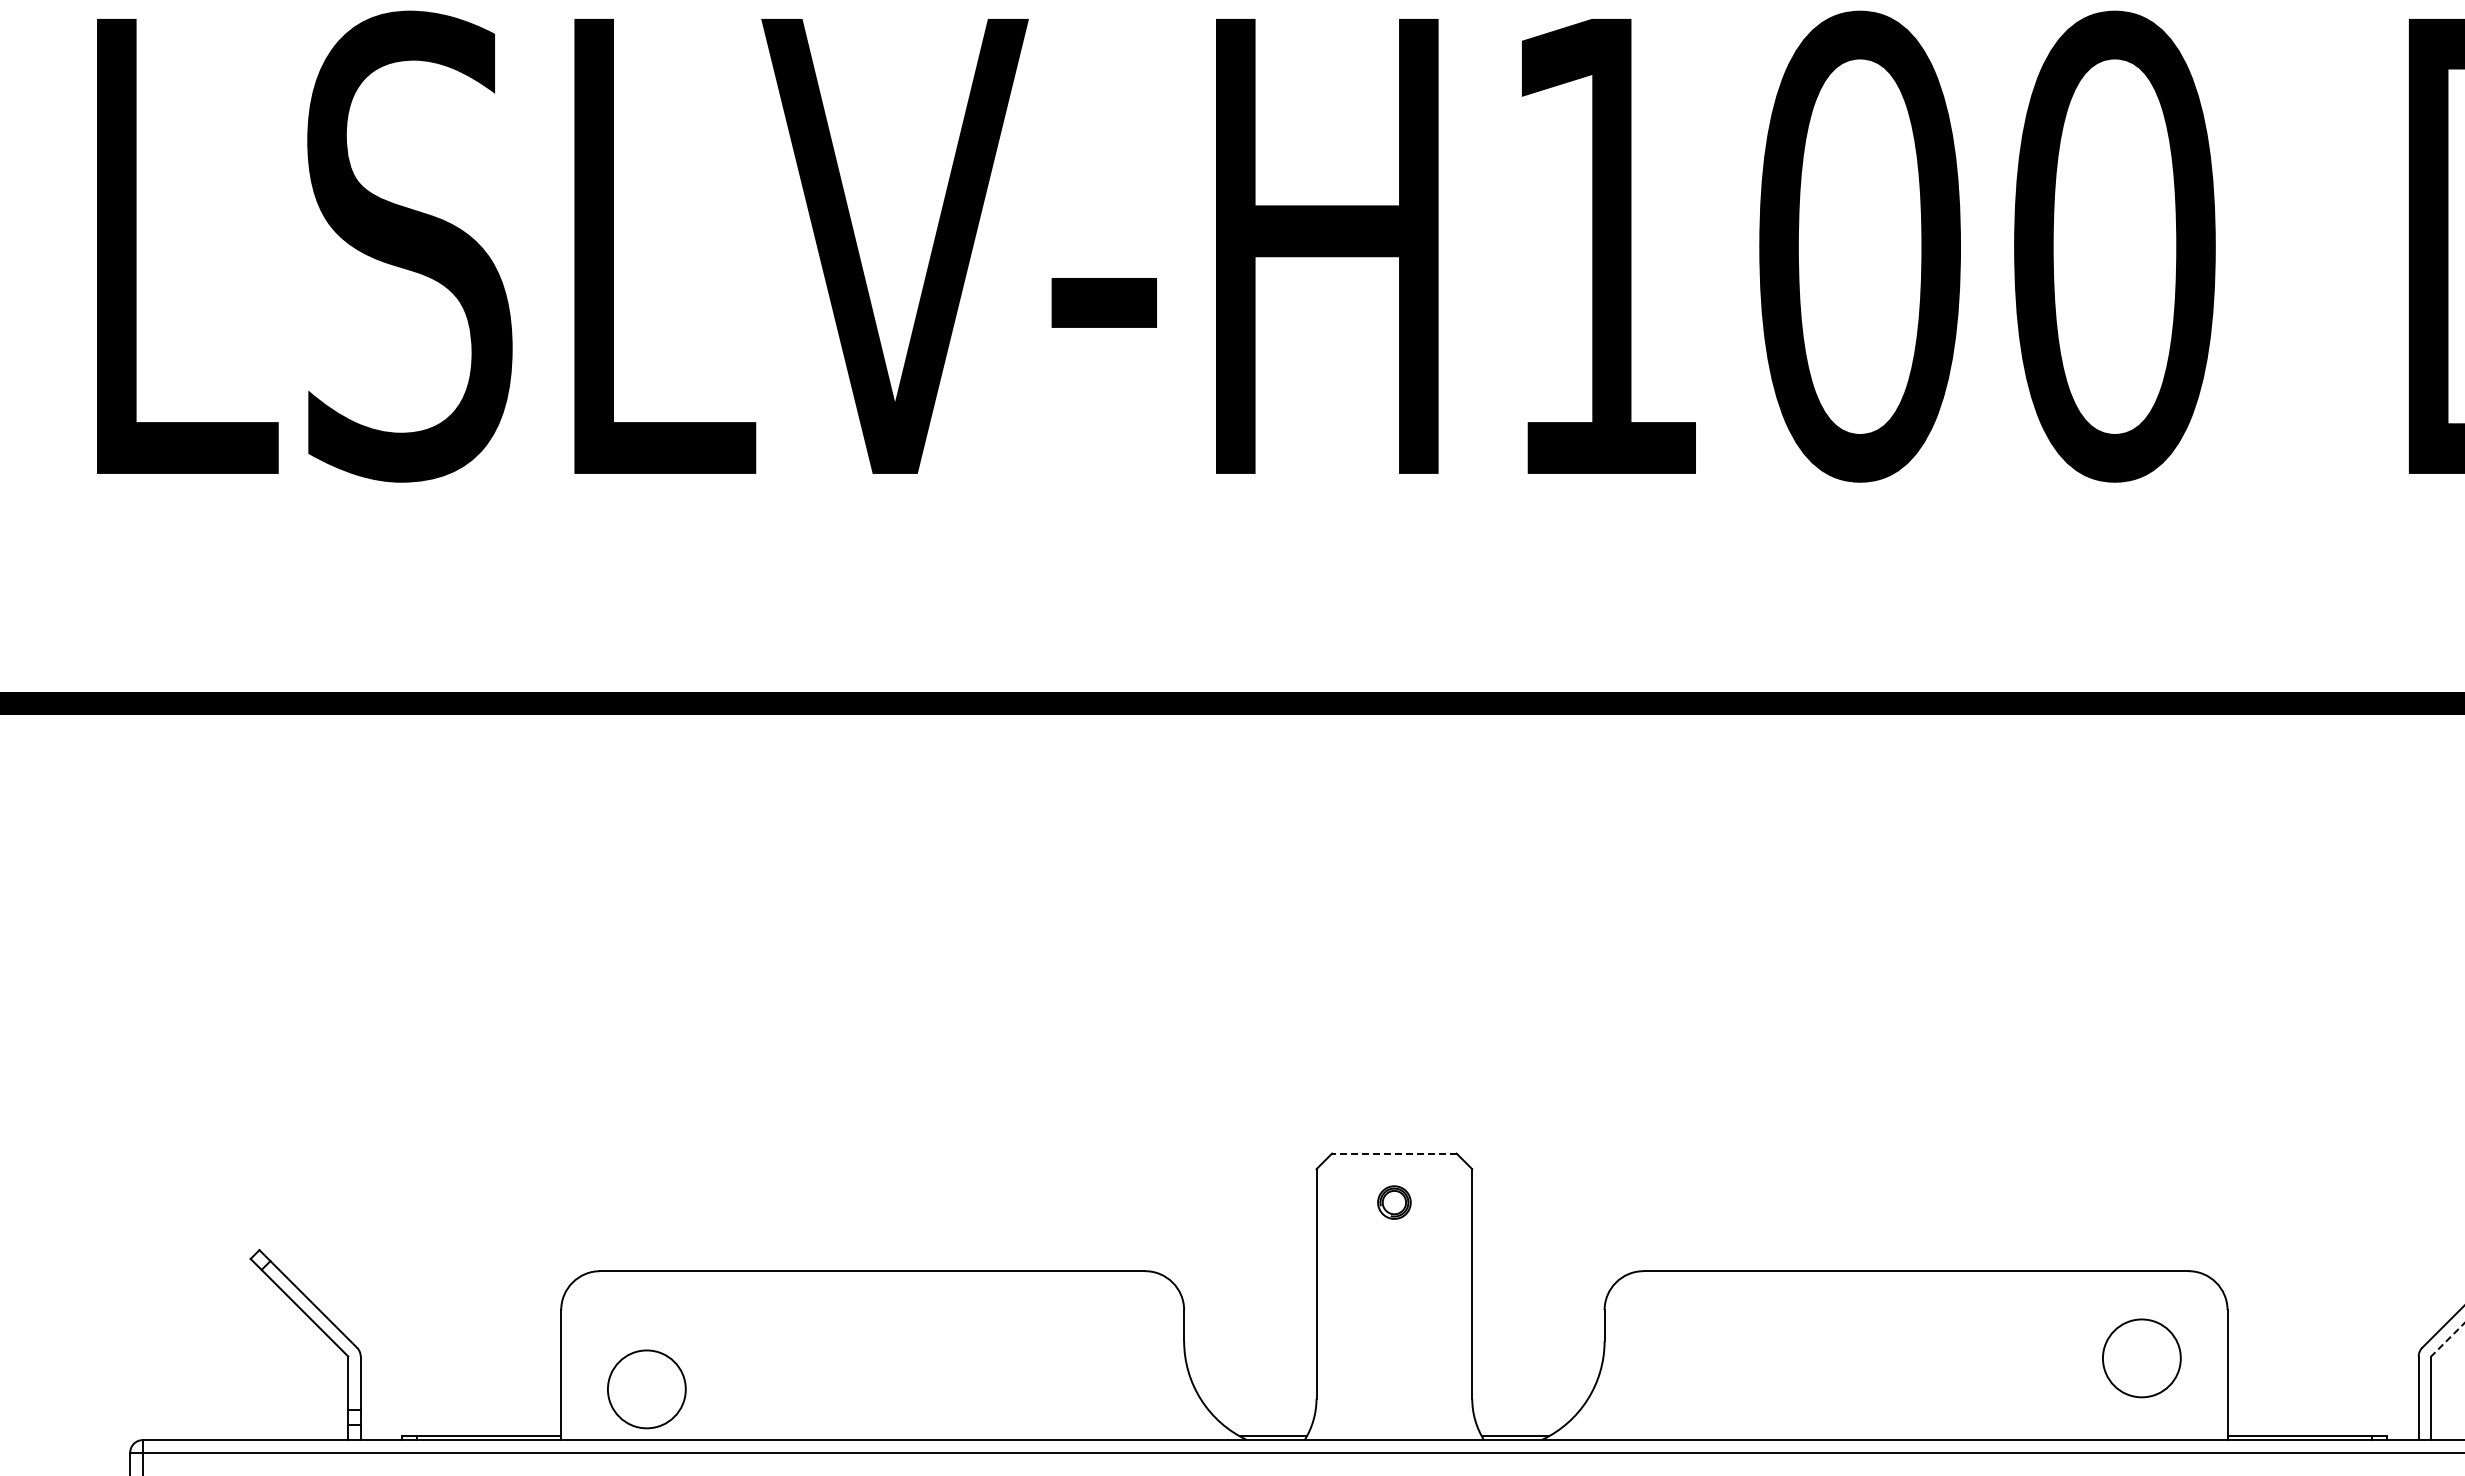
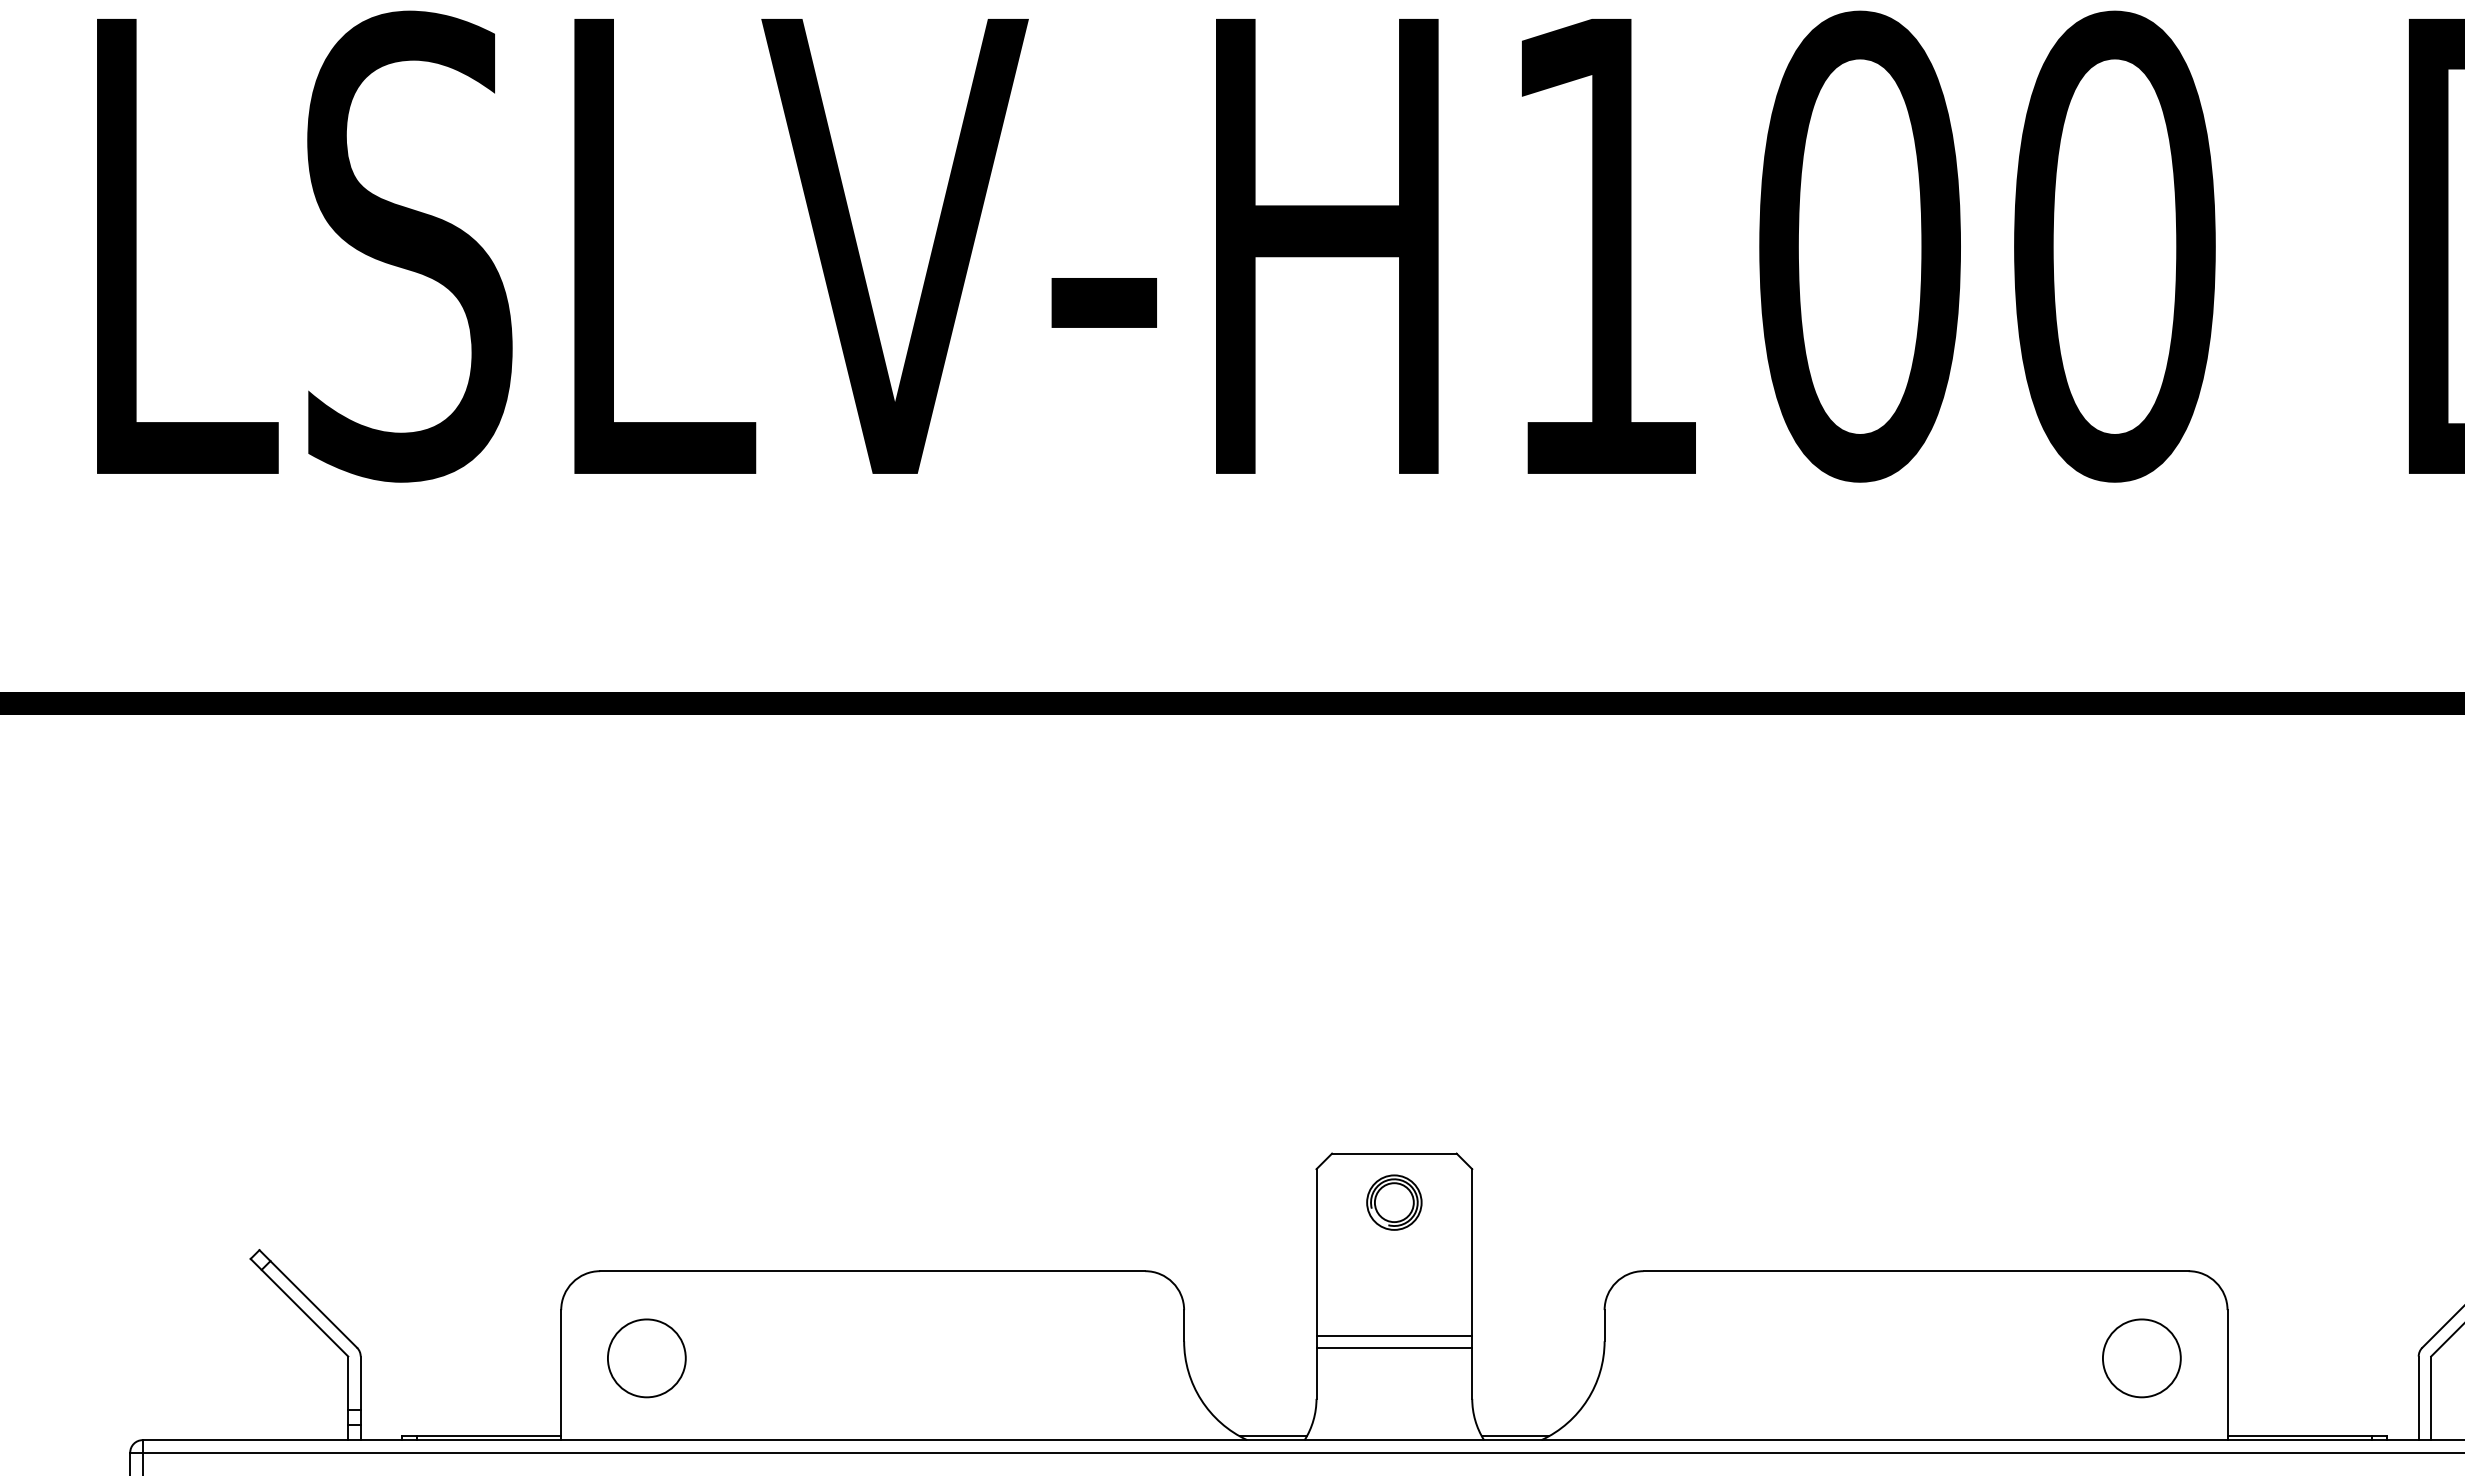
line: dashed -> solid (1393, 1153)
part size: 35x35 px -> 57x57 px (1394, 1202)
line: none -> present (1394, 1335)
line: dashed -> solid (2447, 1340)
line: none -> present (1394, 1348)
circle position: (646, 1389) -> (646, 1358) (646, 1358)
